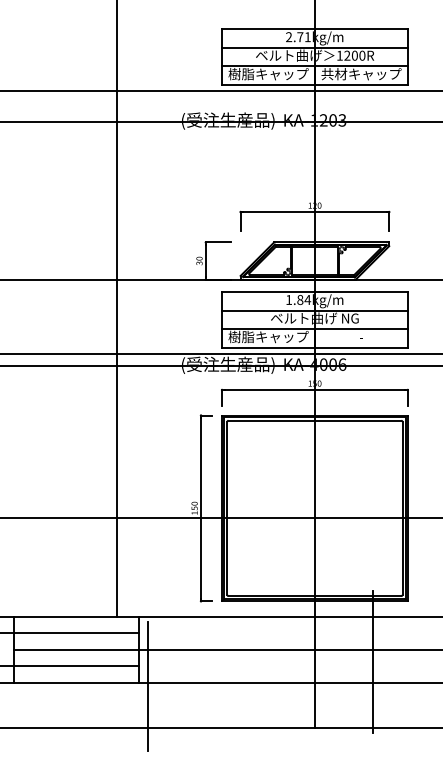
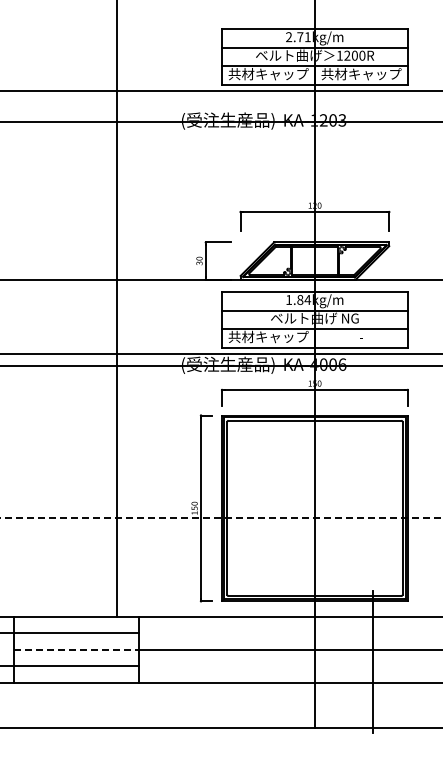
text: 樹脂キャップ -> 共材キャップ (241, 74)
text: 樹脂キャップ -> 共材キャップ (240, 336)
line: solid -> dashed (221, 518)
line: solid -> dashed (77, 649)
line: present -> none (147, 686)
